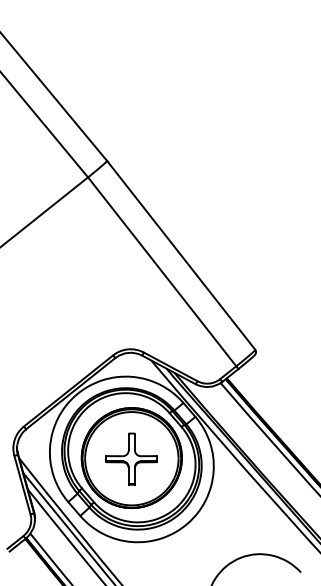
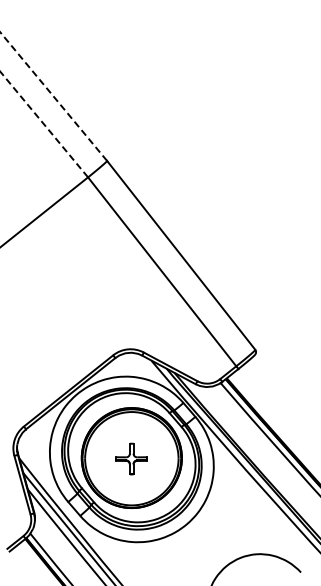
line: solid -> dashed (53, 96)
line: solid -> dashed (44, 124)
part size: 53x54 px -> 33x34 px (131, 458)
